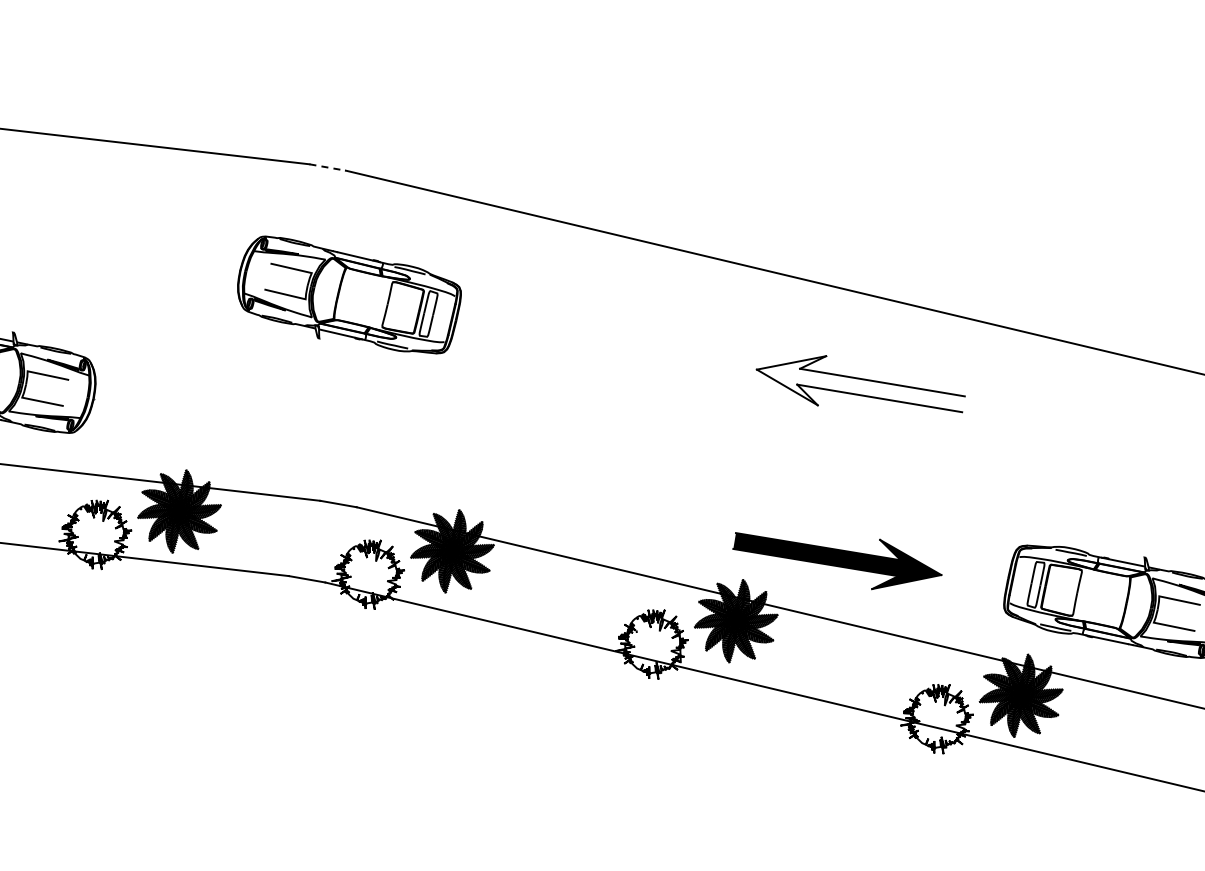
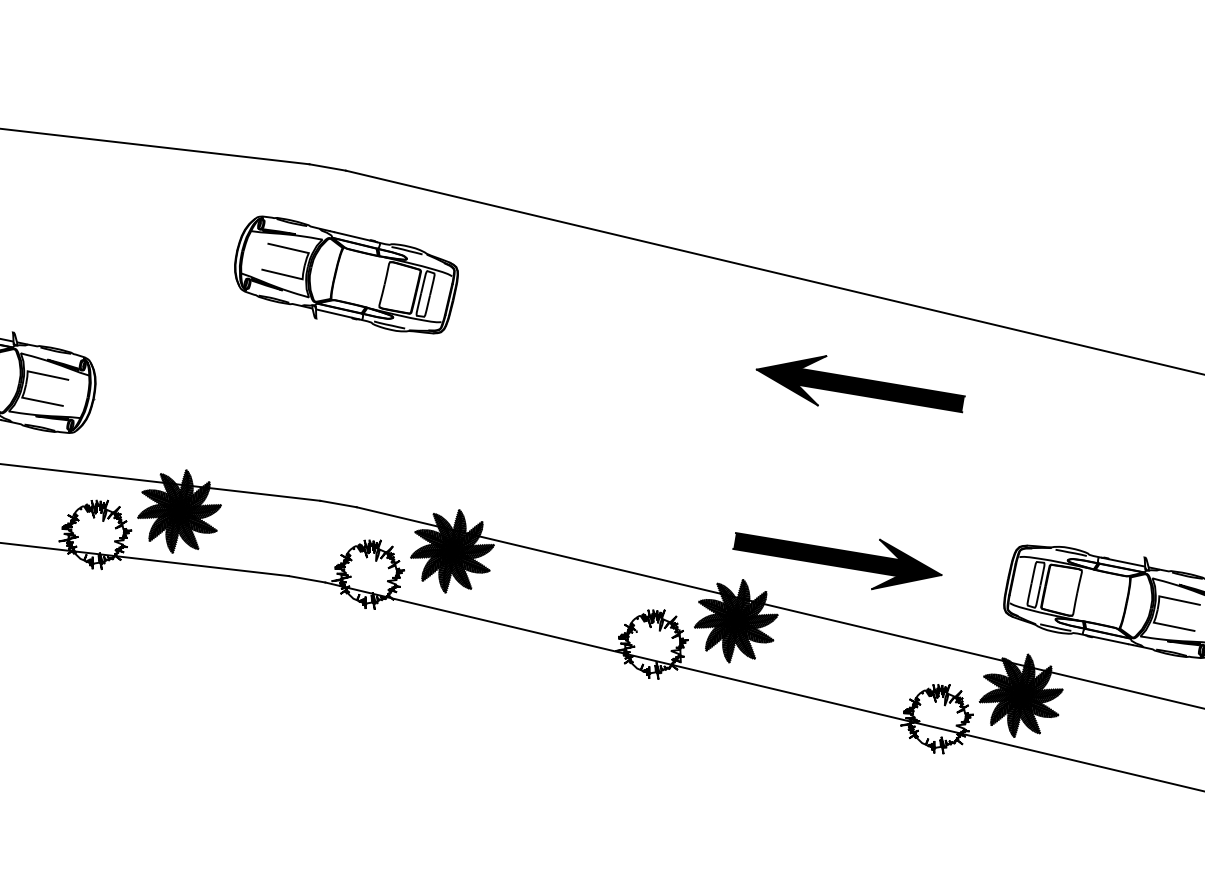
line: dashed -> solid (327, 167)
part position: (349, 294) -> (346, 274) (346, 274)
fill: none -> present (860, 384)
